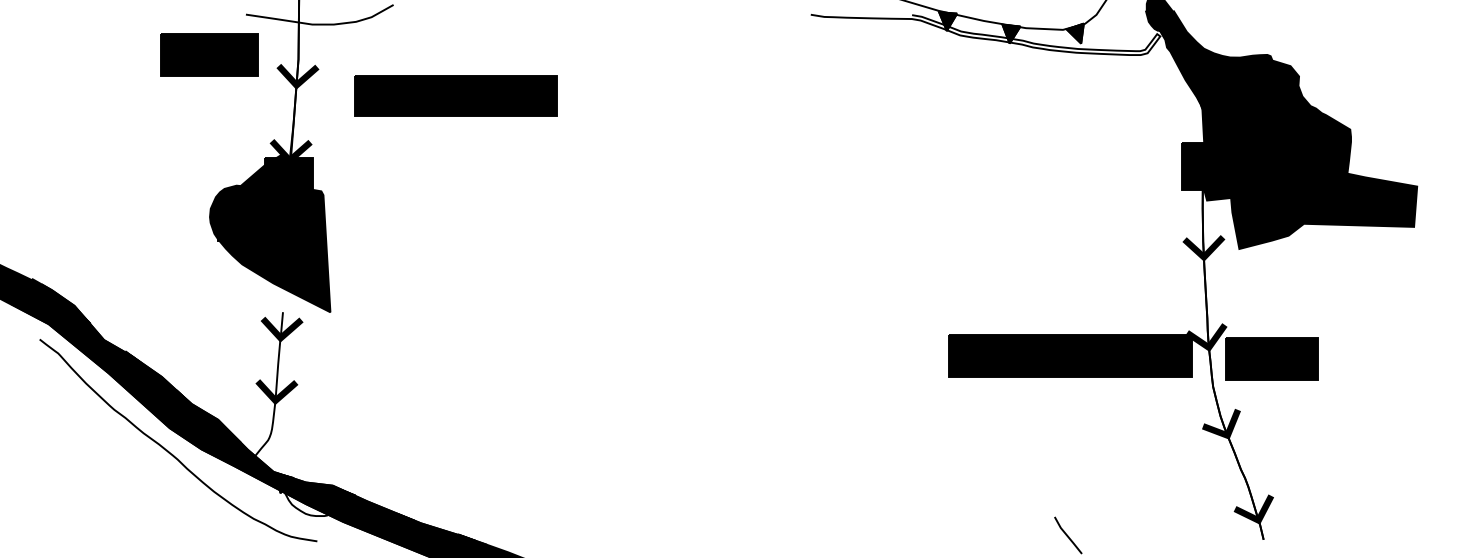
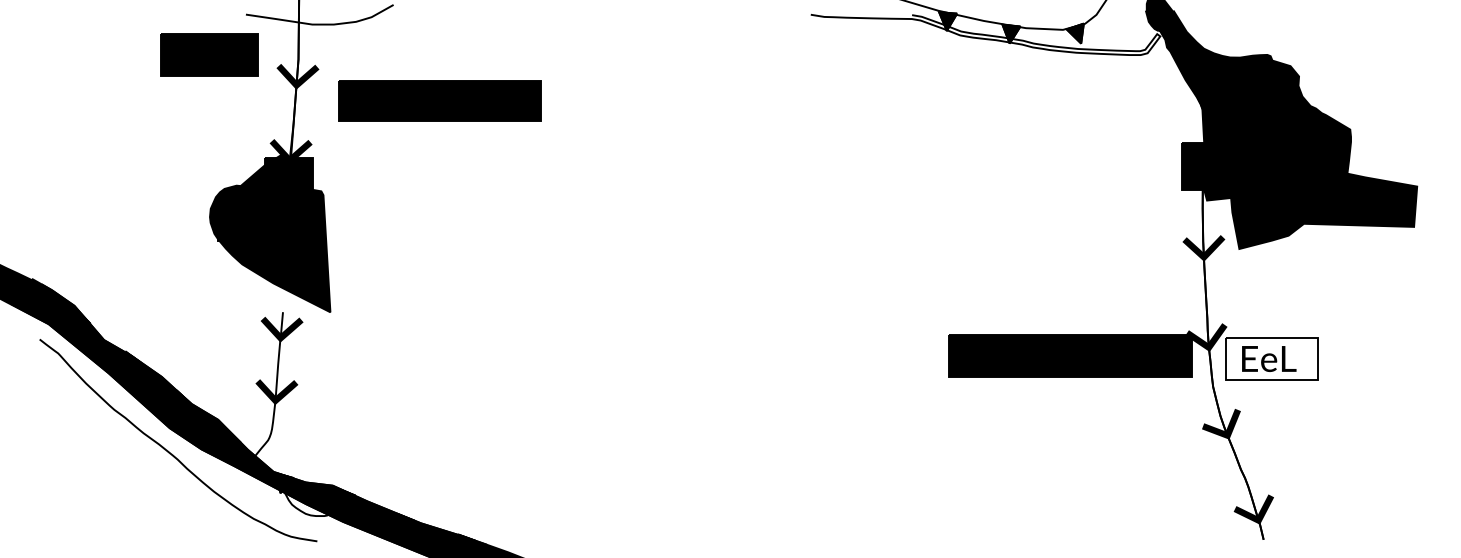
part position: (455, 95) -> (439, 100) (439, 100)
fill: present -> none (1271, 359)
line: present -> none (1068, 535)
